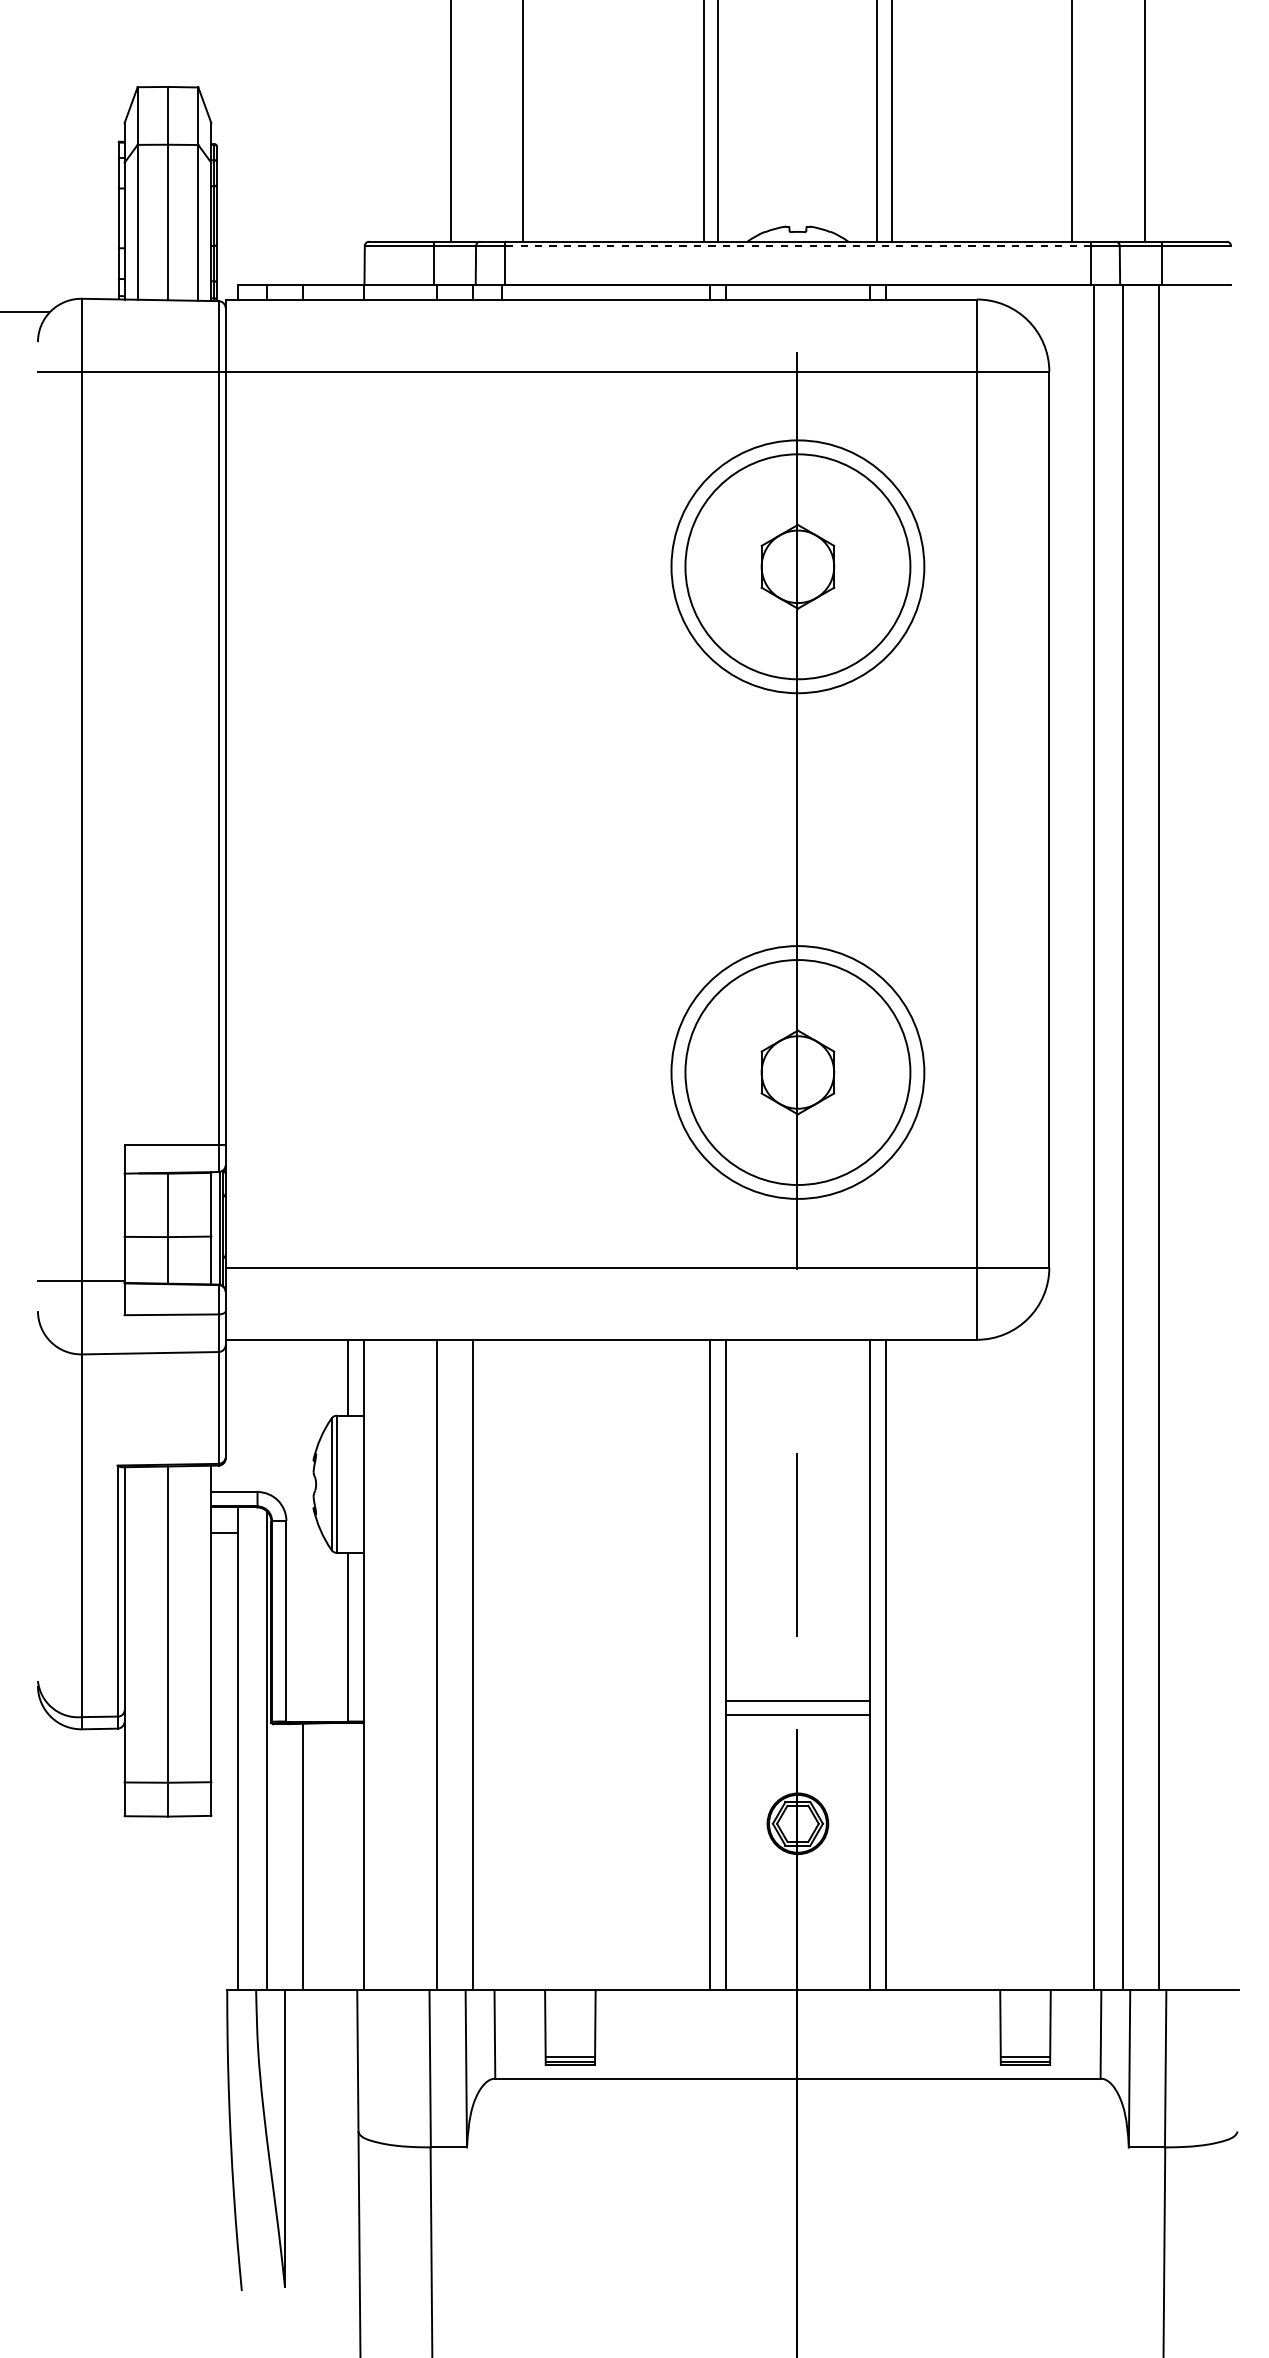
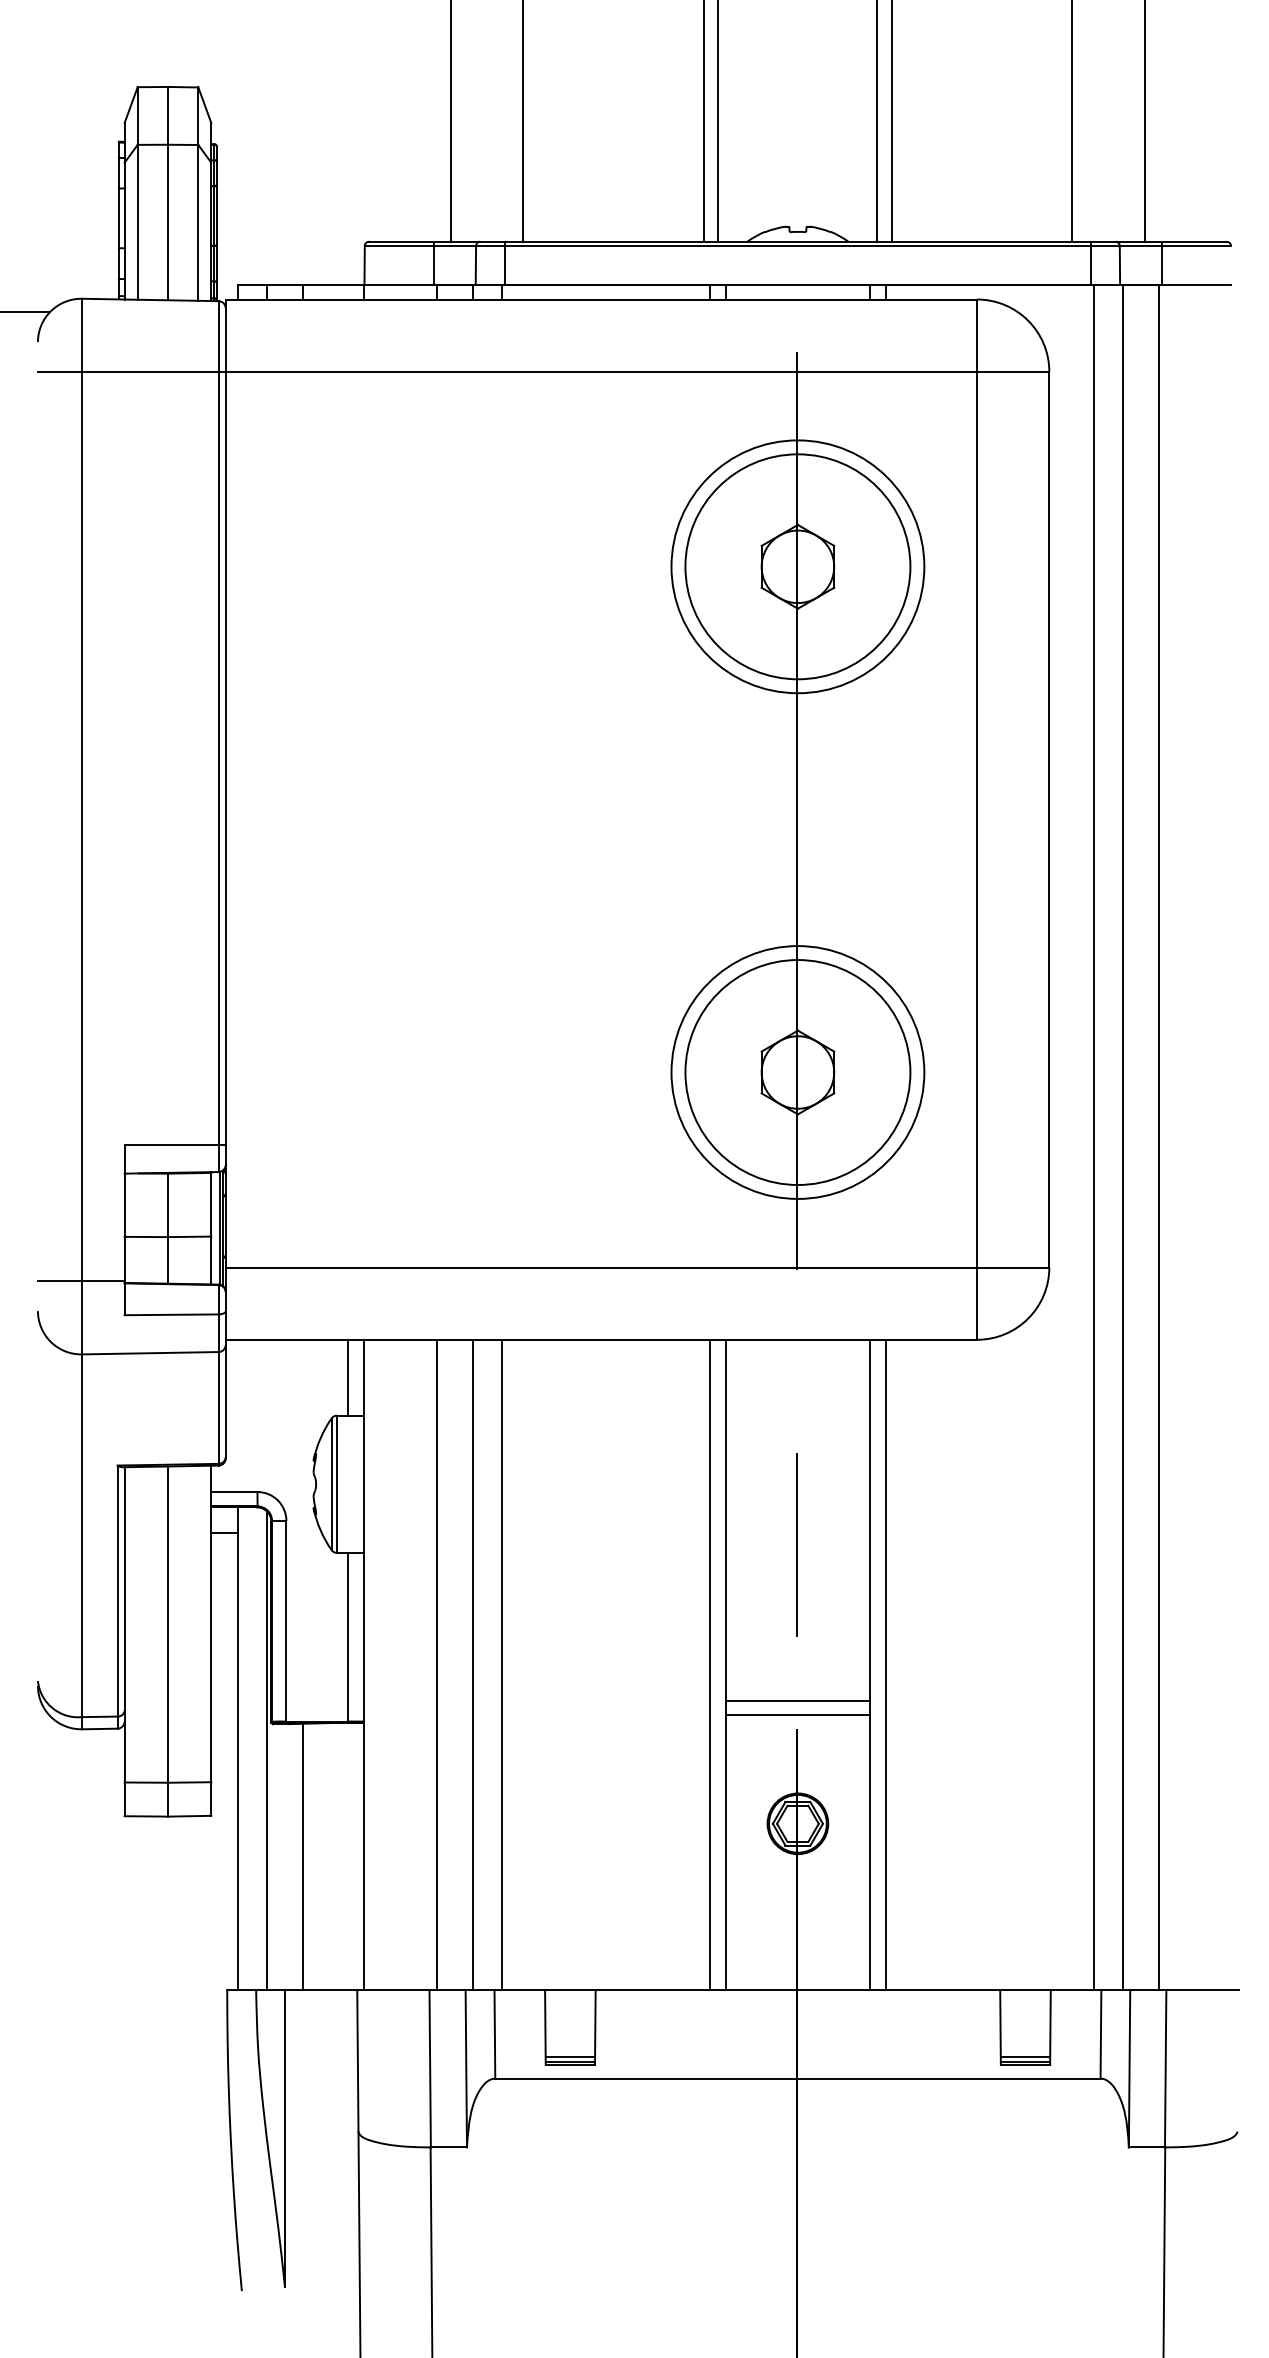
line: dashed -> solid (797, 246)
line: none -> present (501, 1664)
